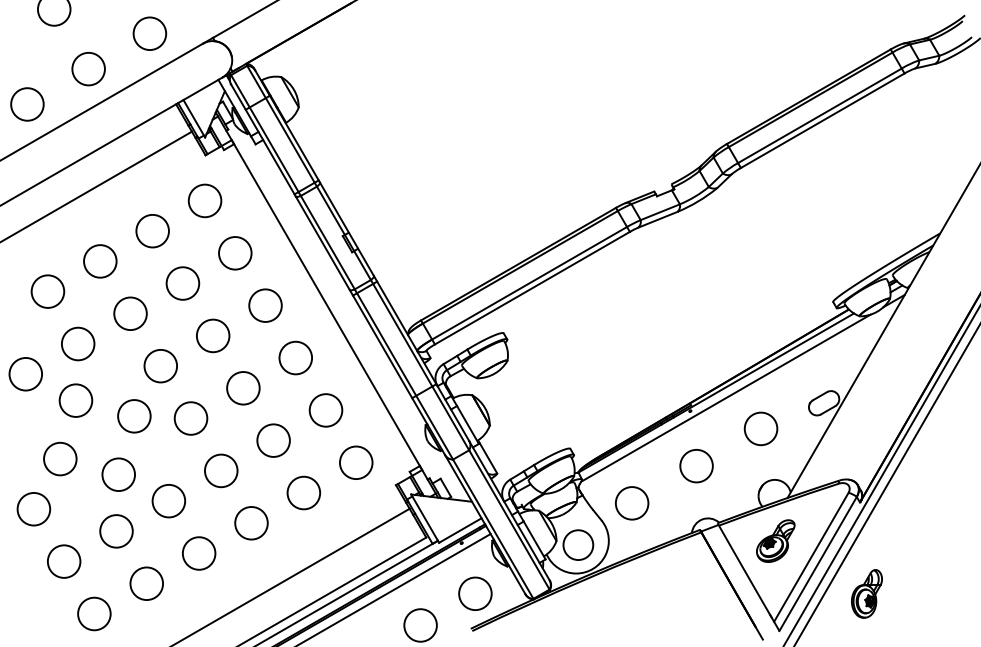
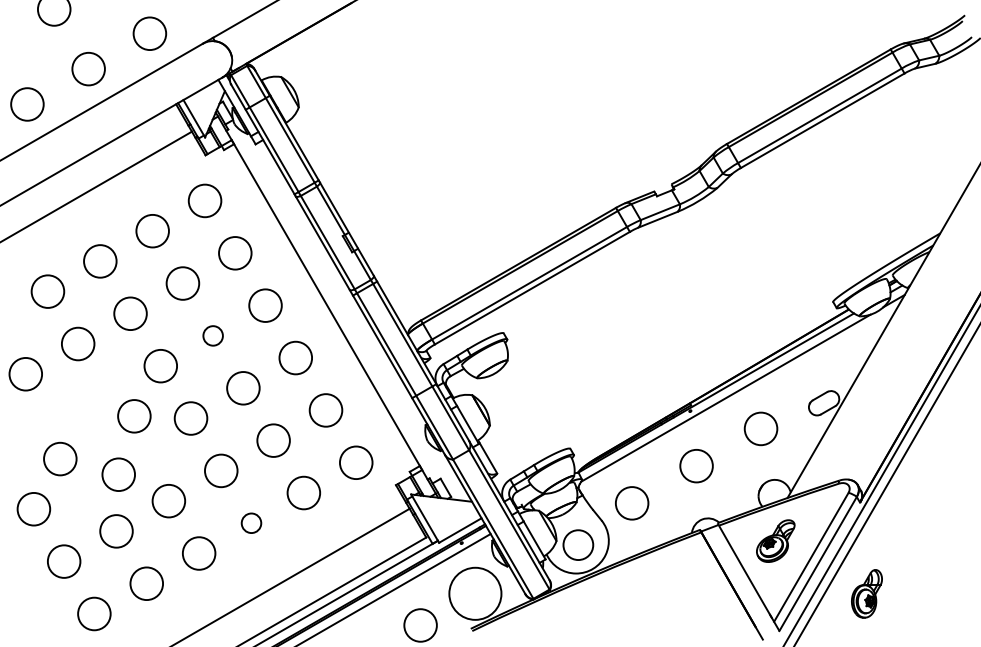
circle diameter: 33 px -> 20 px (212, 335)
circle: present -> none (75, 400)
circle diameter: 33 px -> 20 px (251, 523)
circle diameter: 33 px -> 52 px (475, 593)
